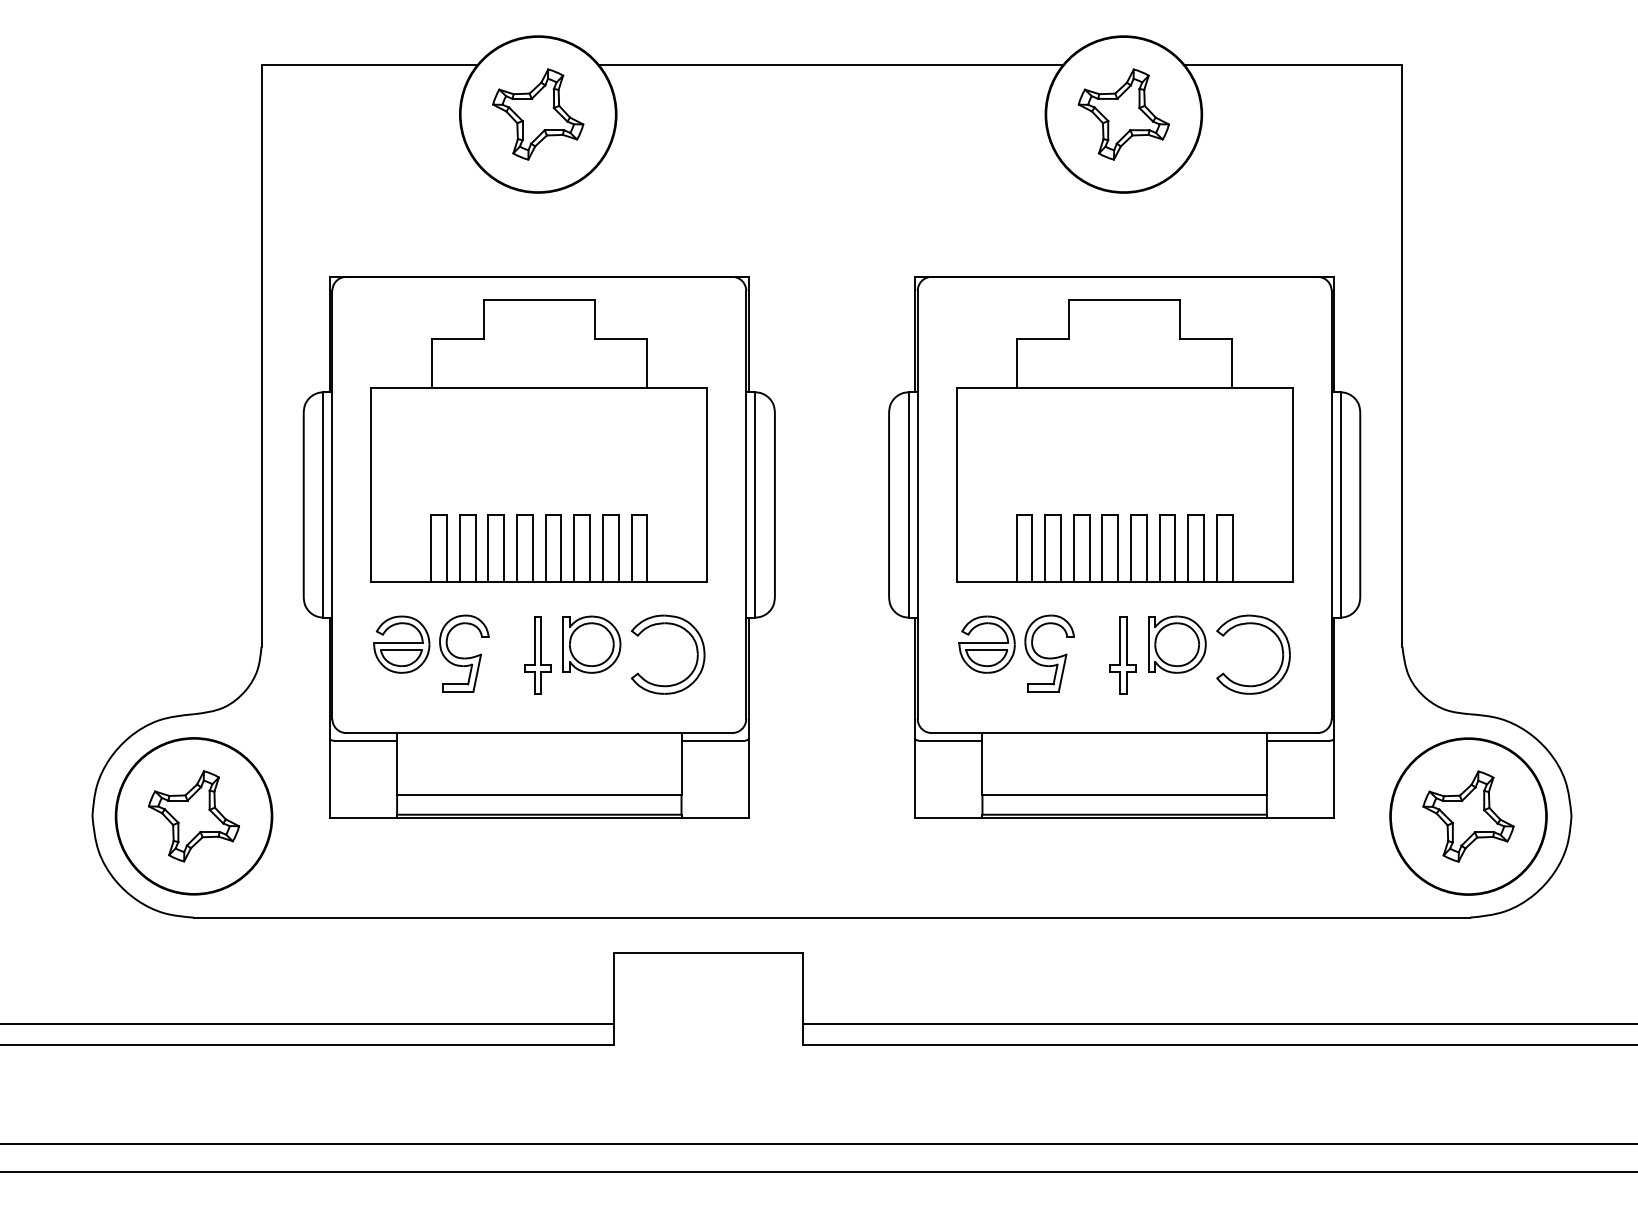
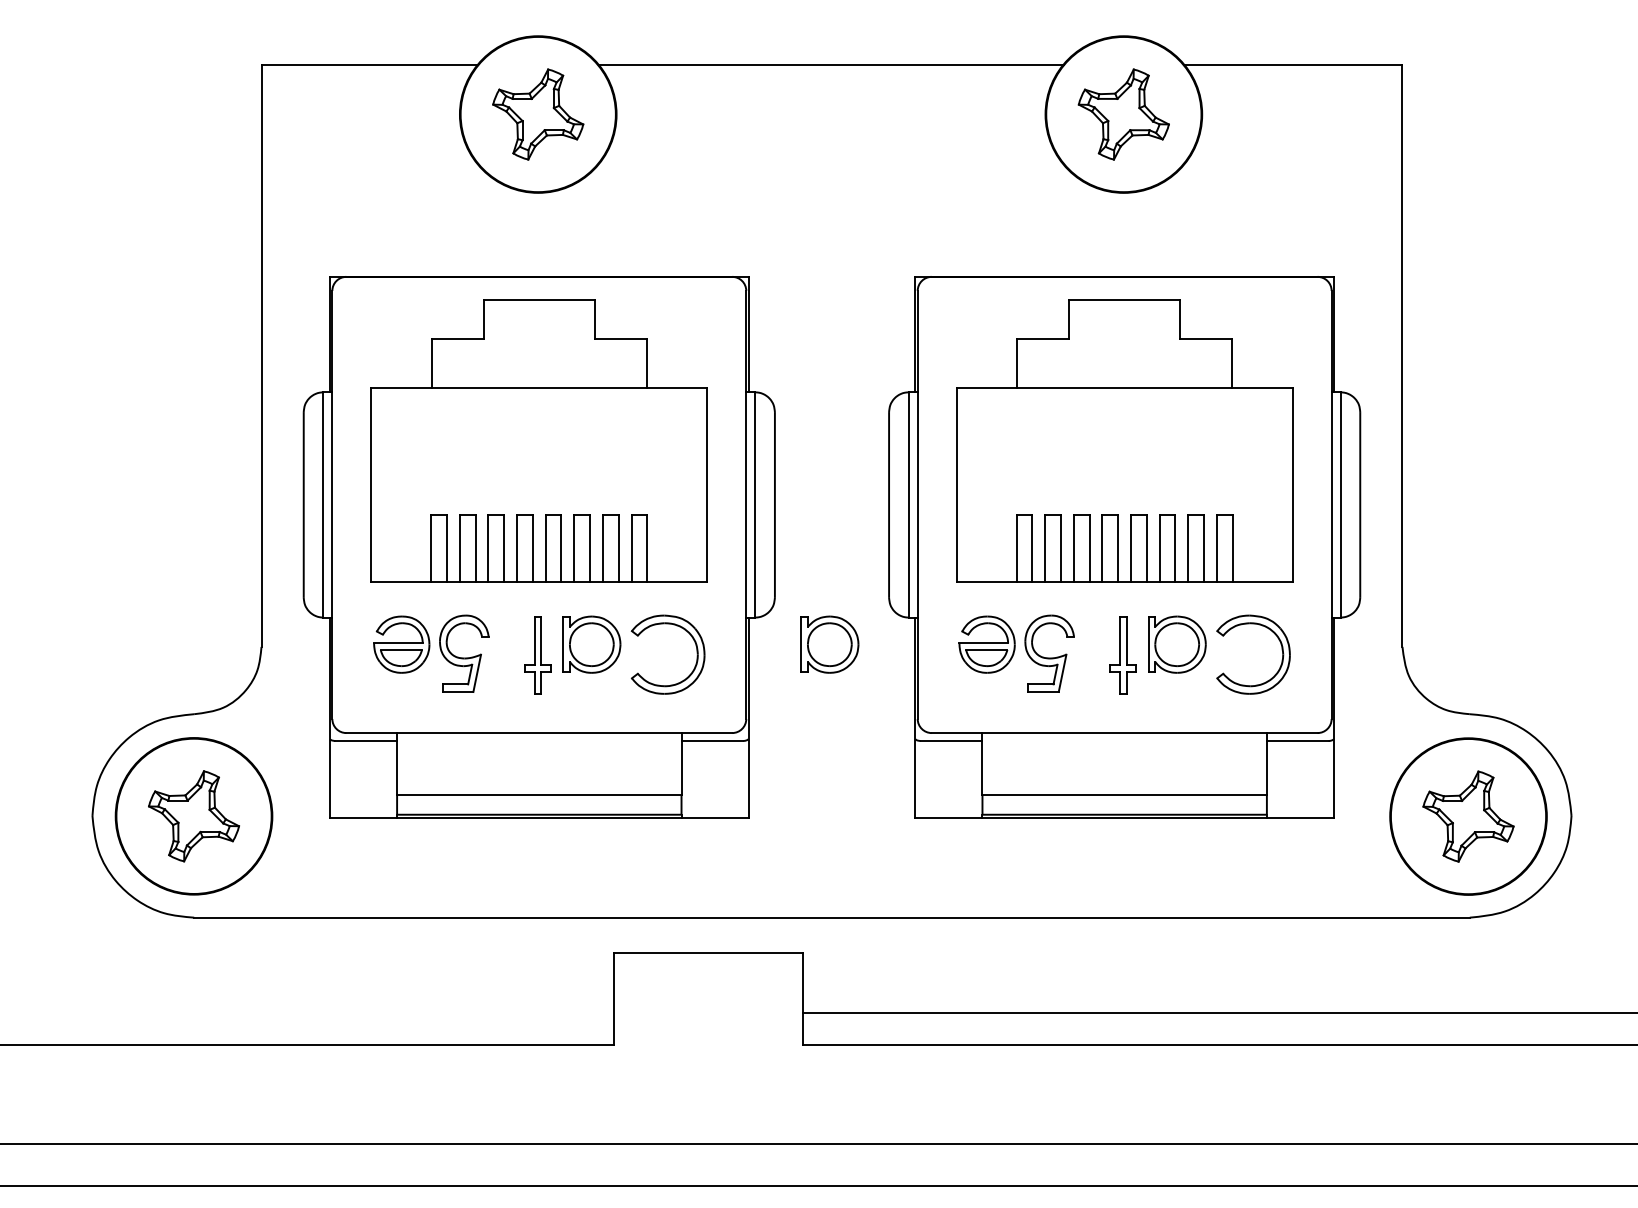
part: none -> present (829, 644)
line: present -> none (307, 1024)
line position: (1218, 1024) -> (1218, 1013) (1218, 1013)
line position: (818, 1171) -> (818, 1185) (818, 1185)
